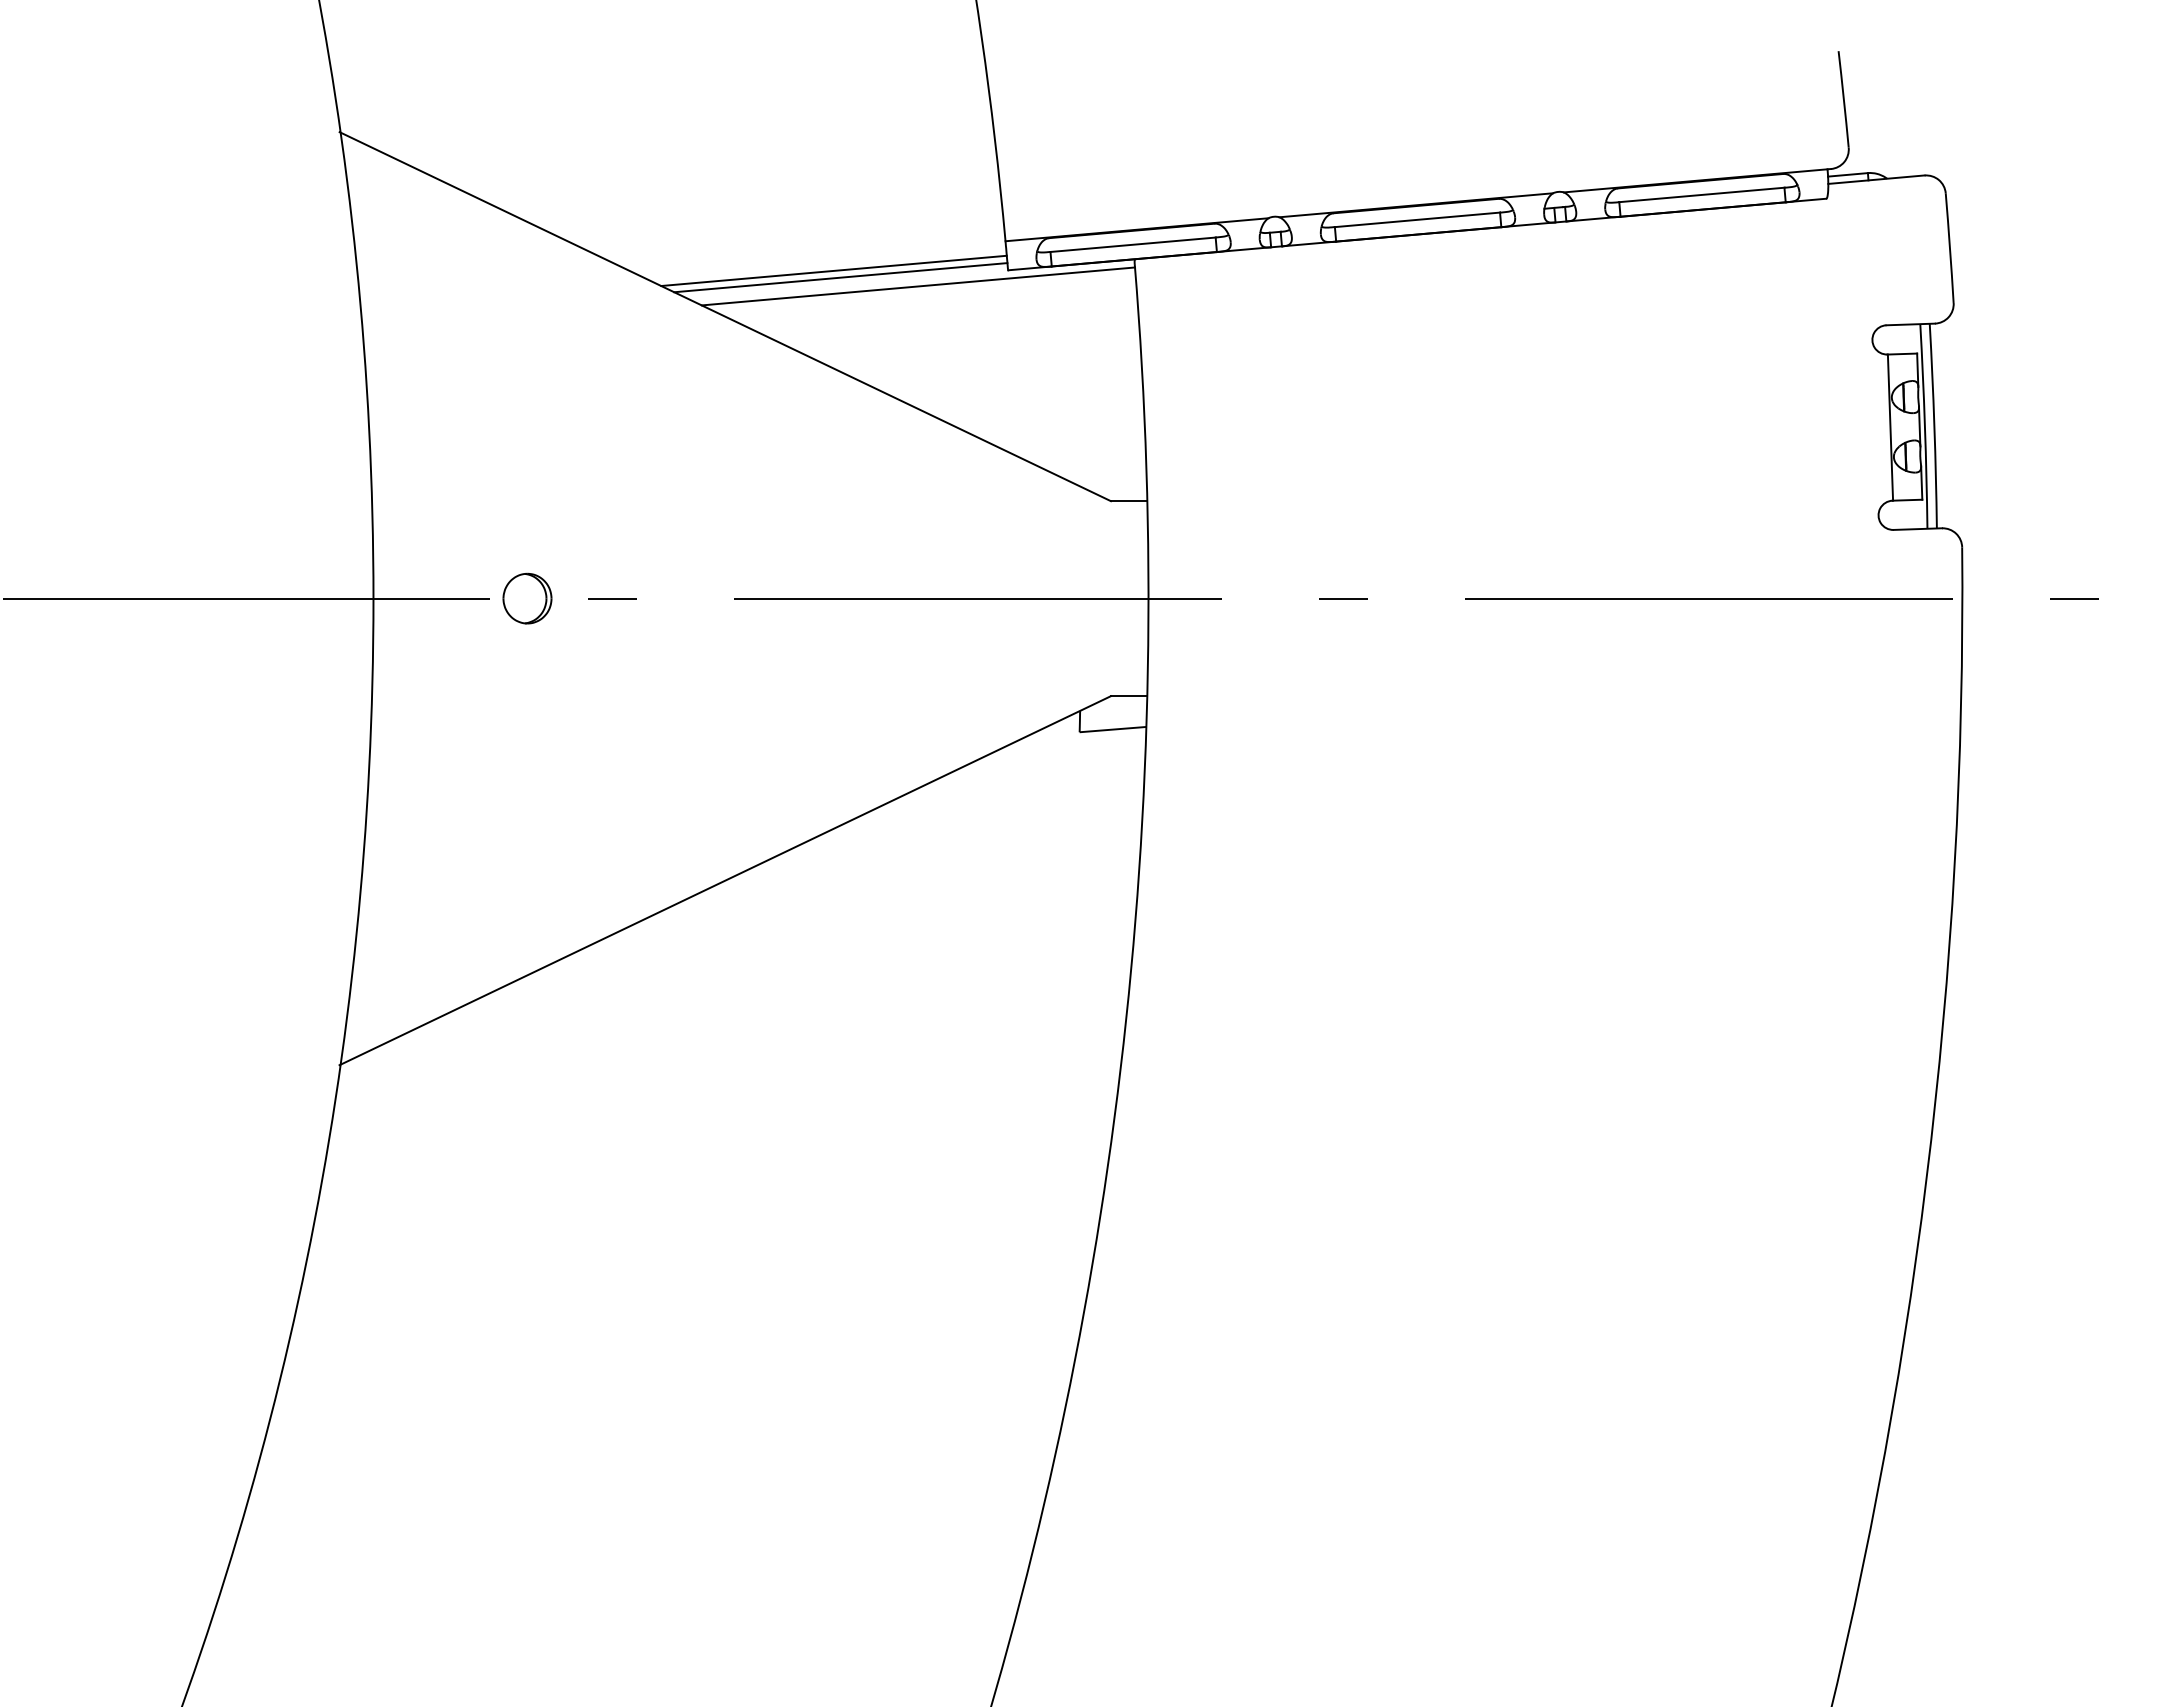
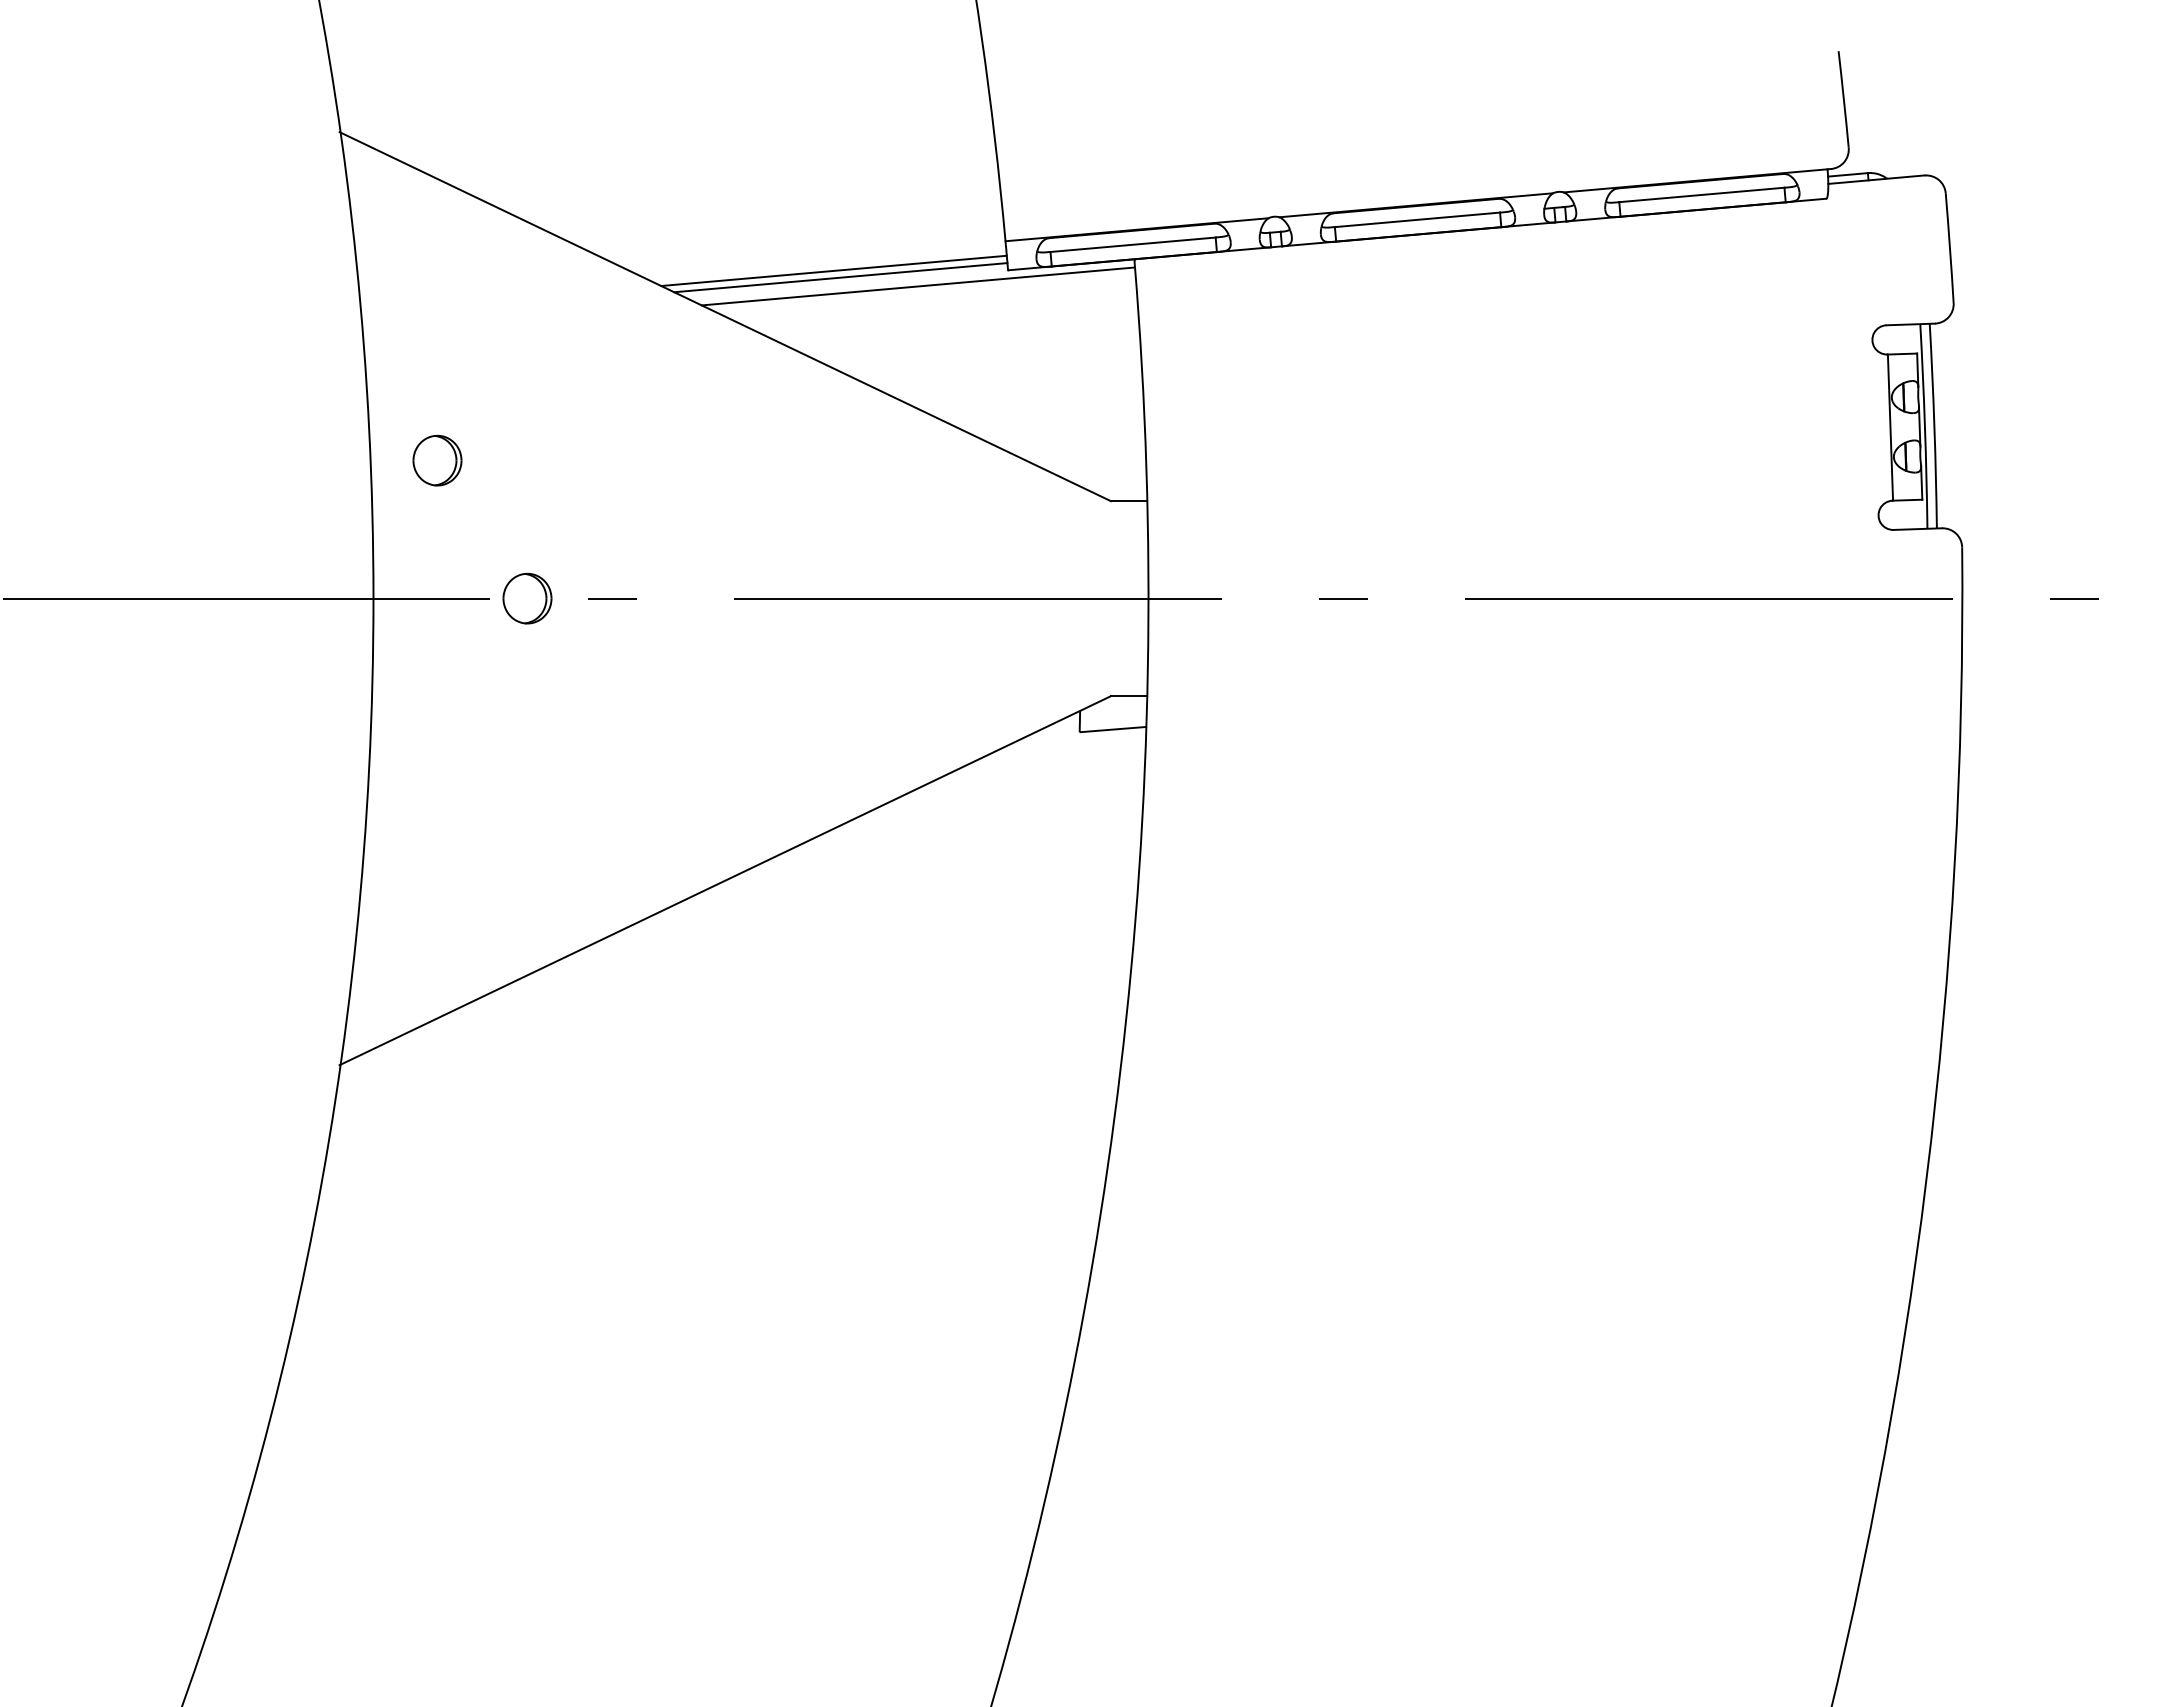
part: none -> present (437, 460)
